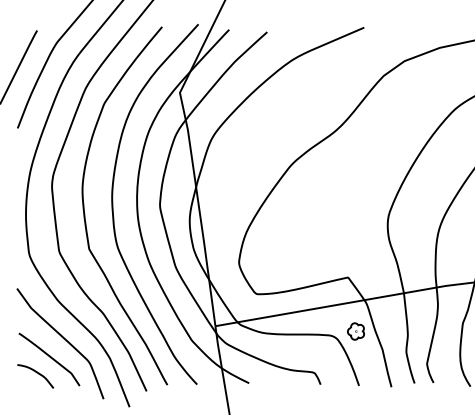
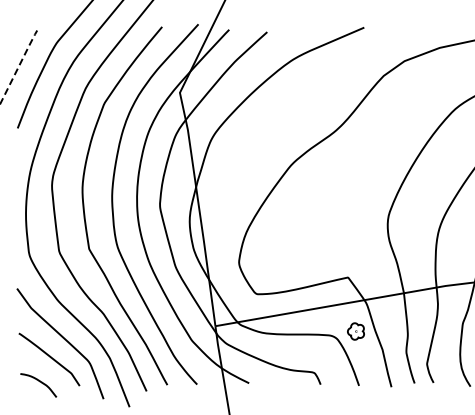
line: solid -> dashed (19, 65)
curve position: (36, 373) -> (39, 382) (39, 382)
